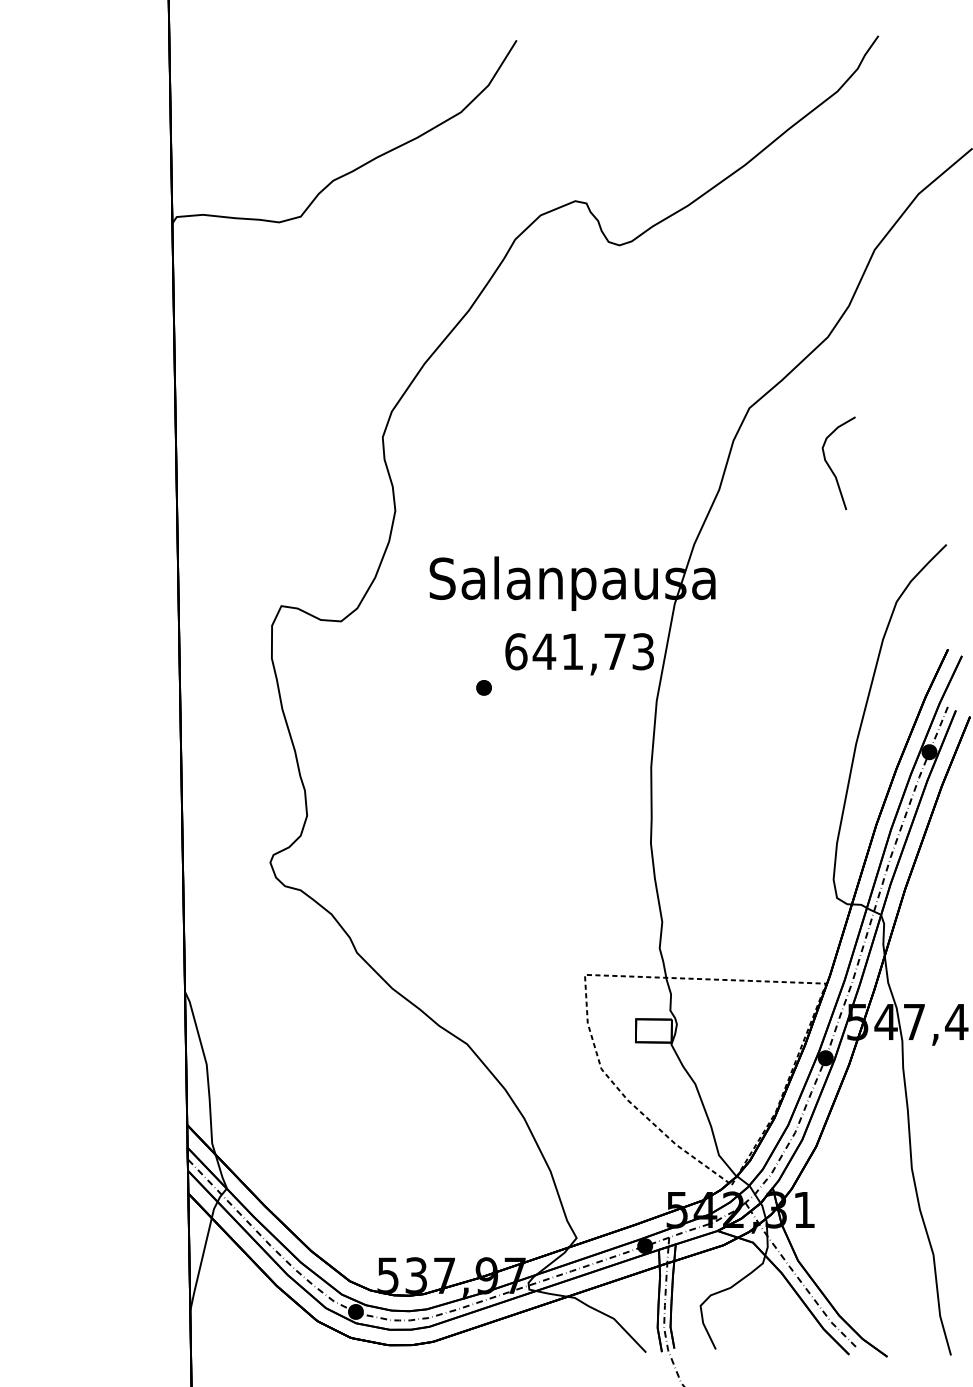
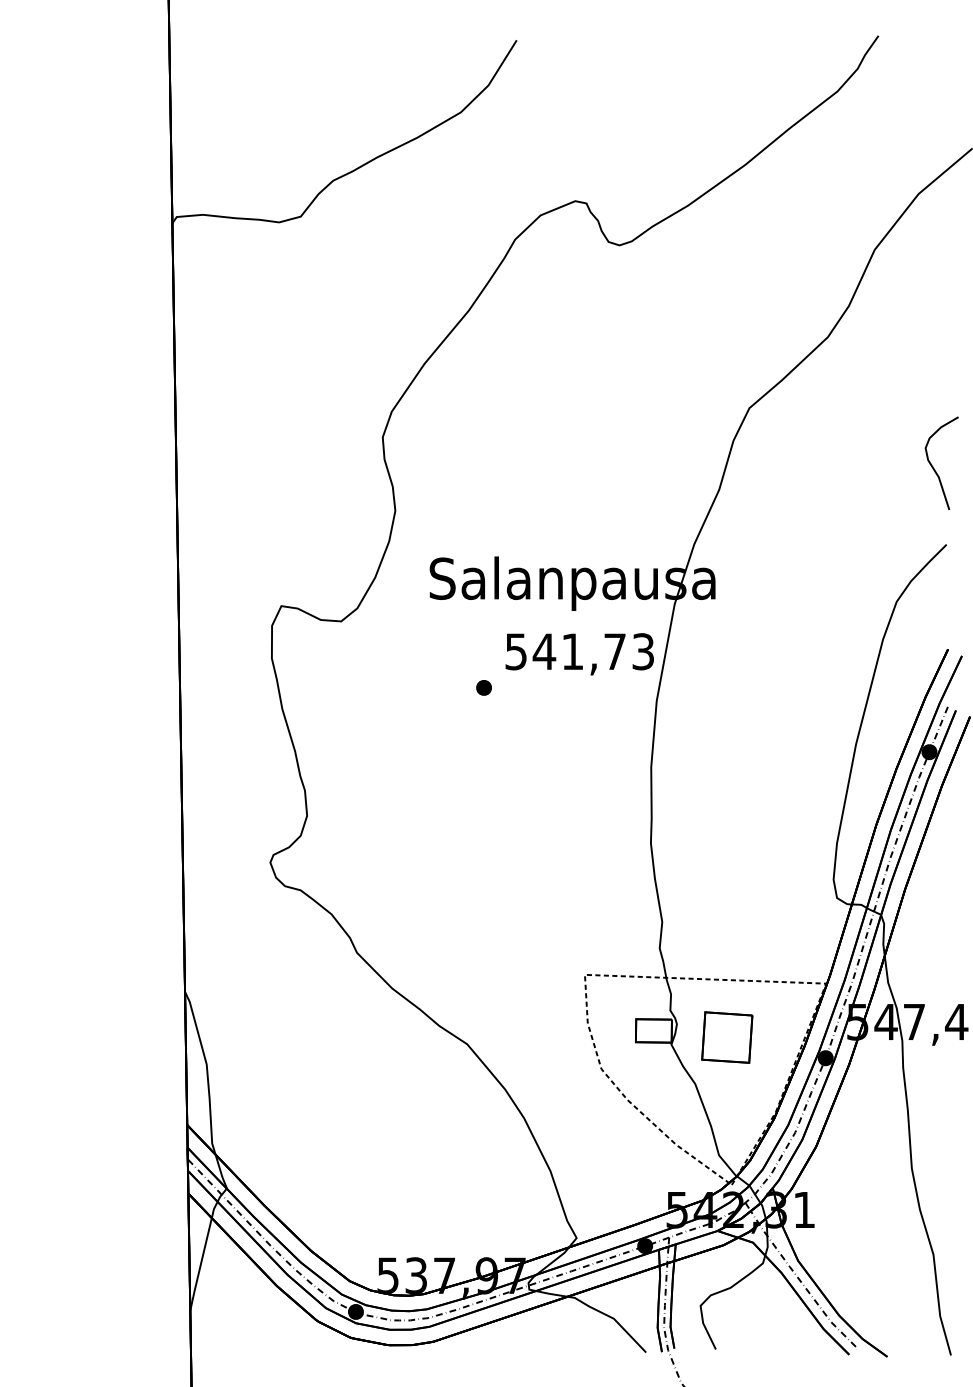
curve position: (832, 469) -> (935, 469) (935, 469)
text: 641,73 -> 541,73 (516, 651)
part: none -> present (727, 1037)
